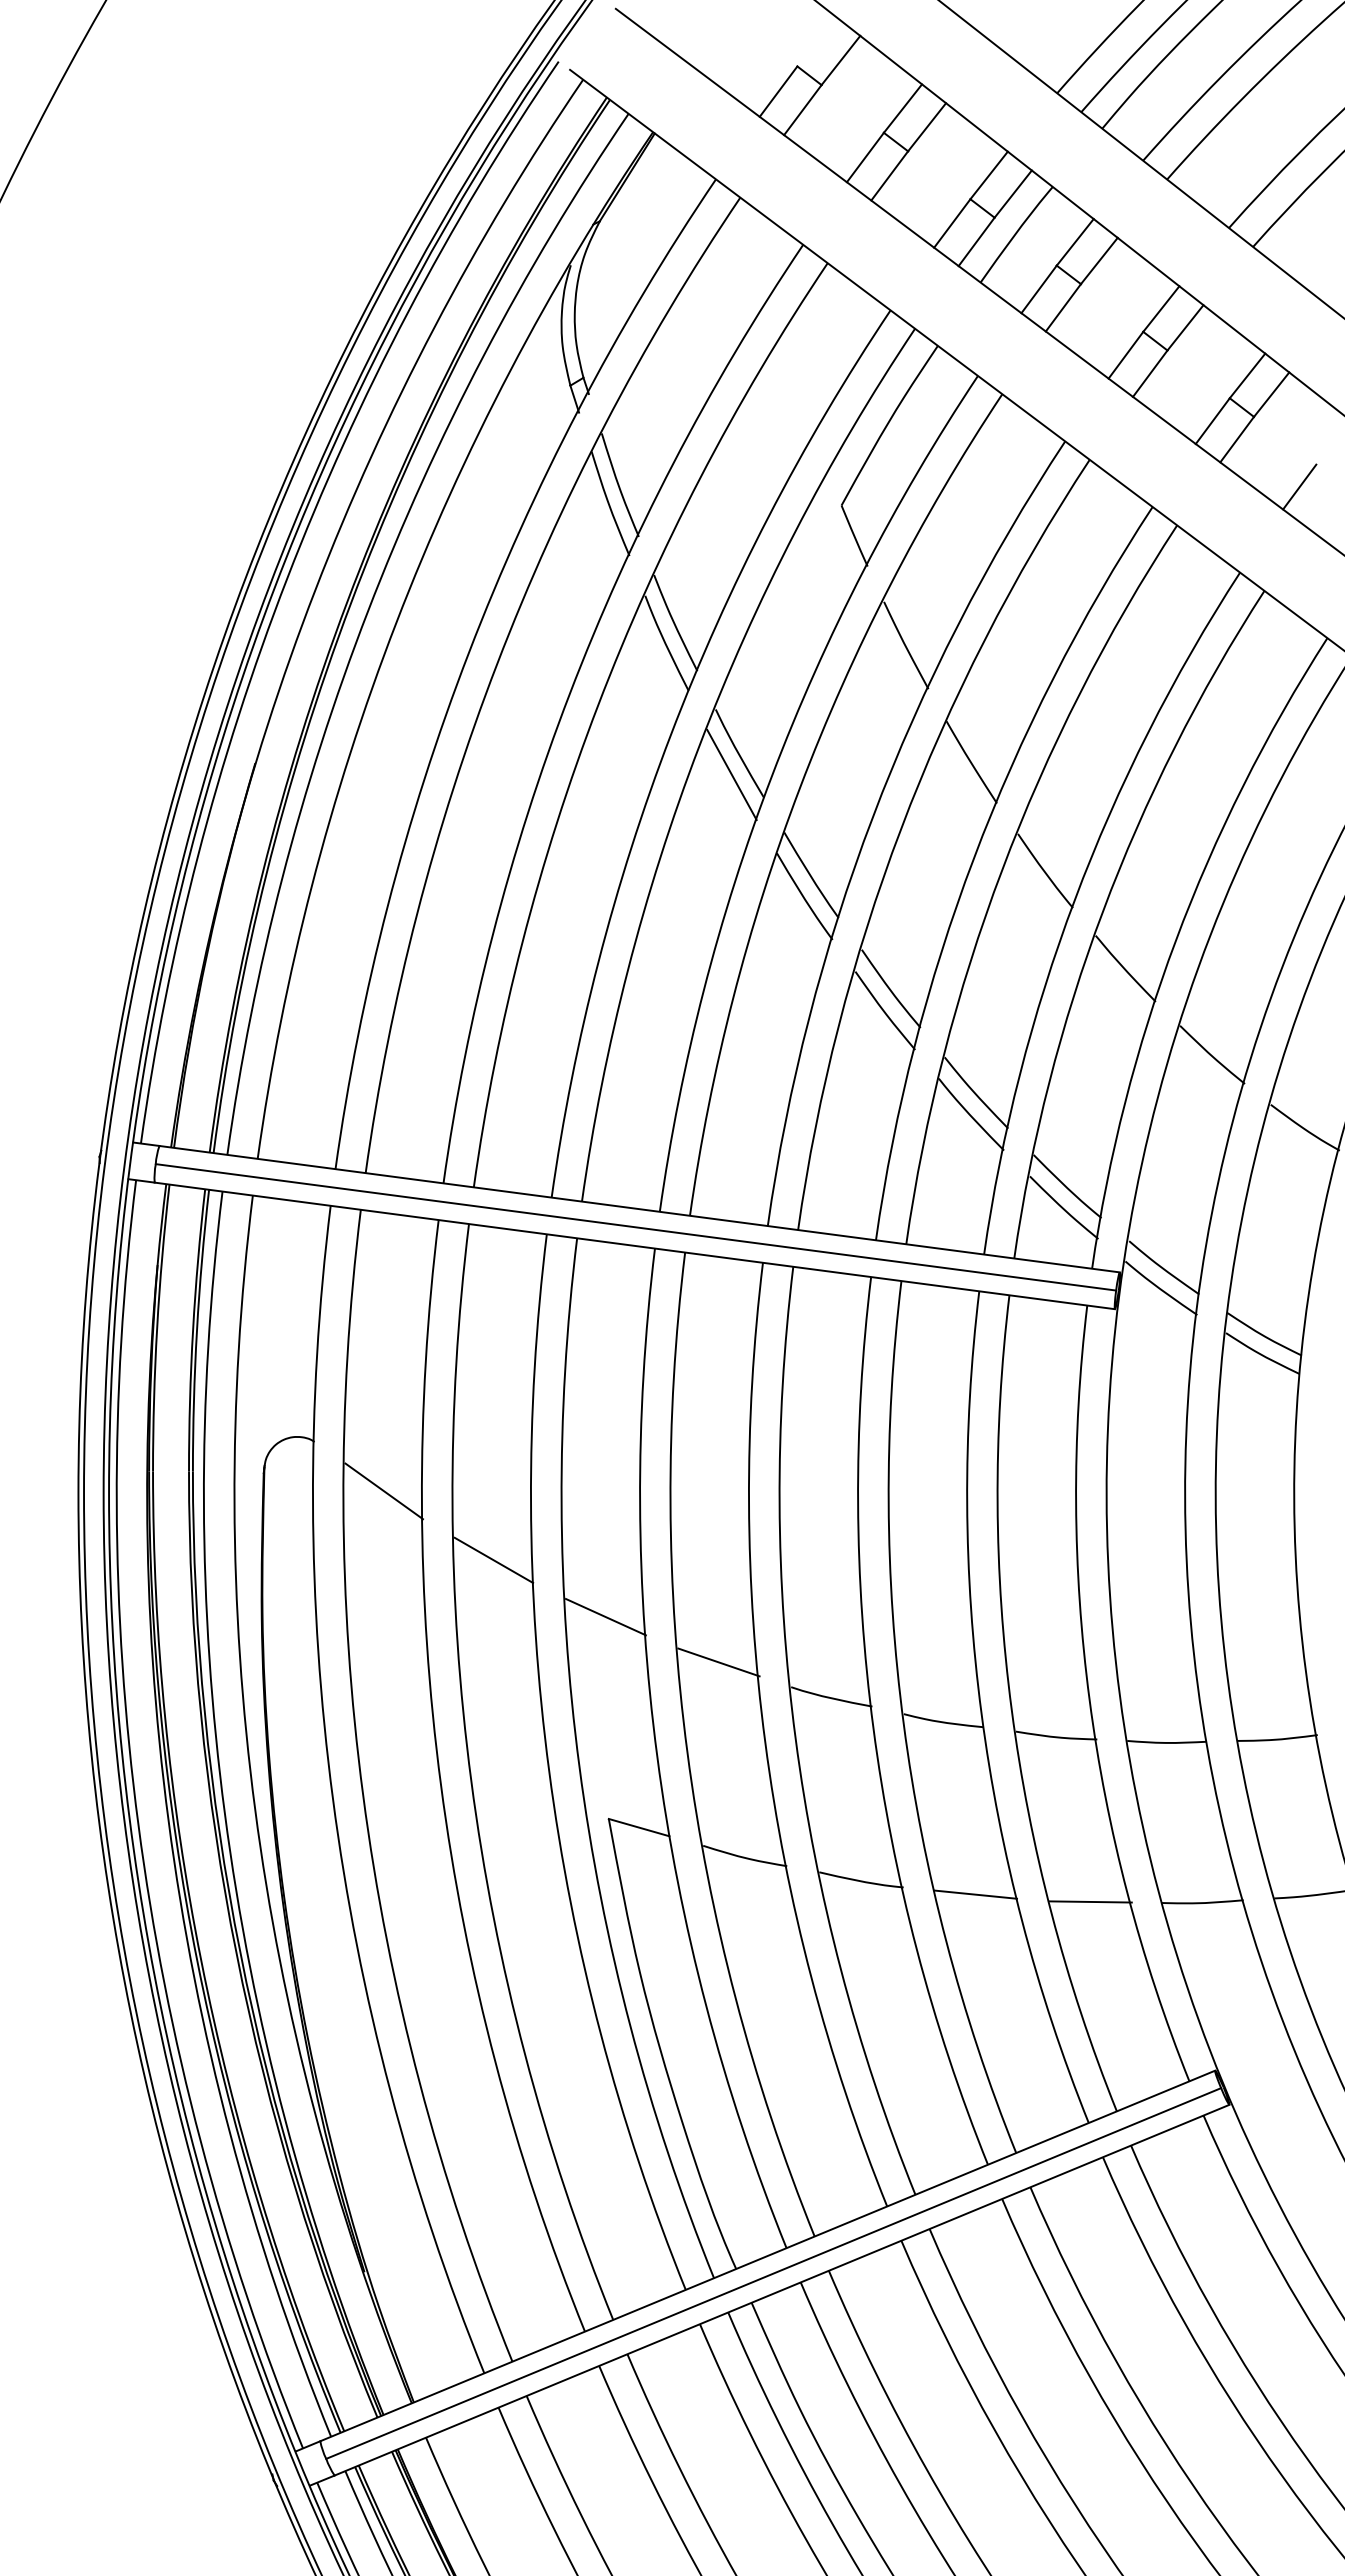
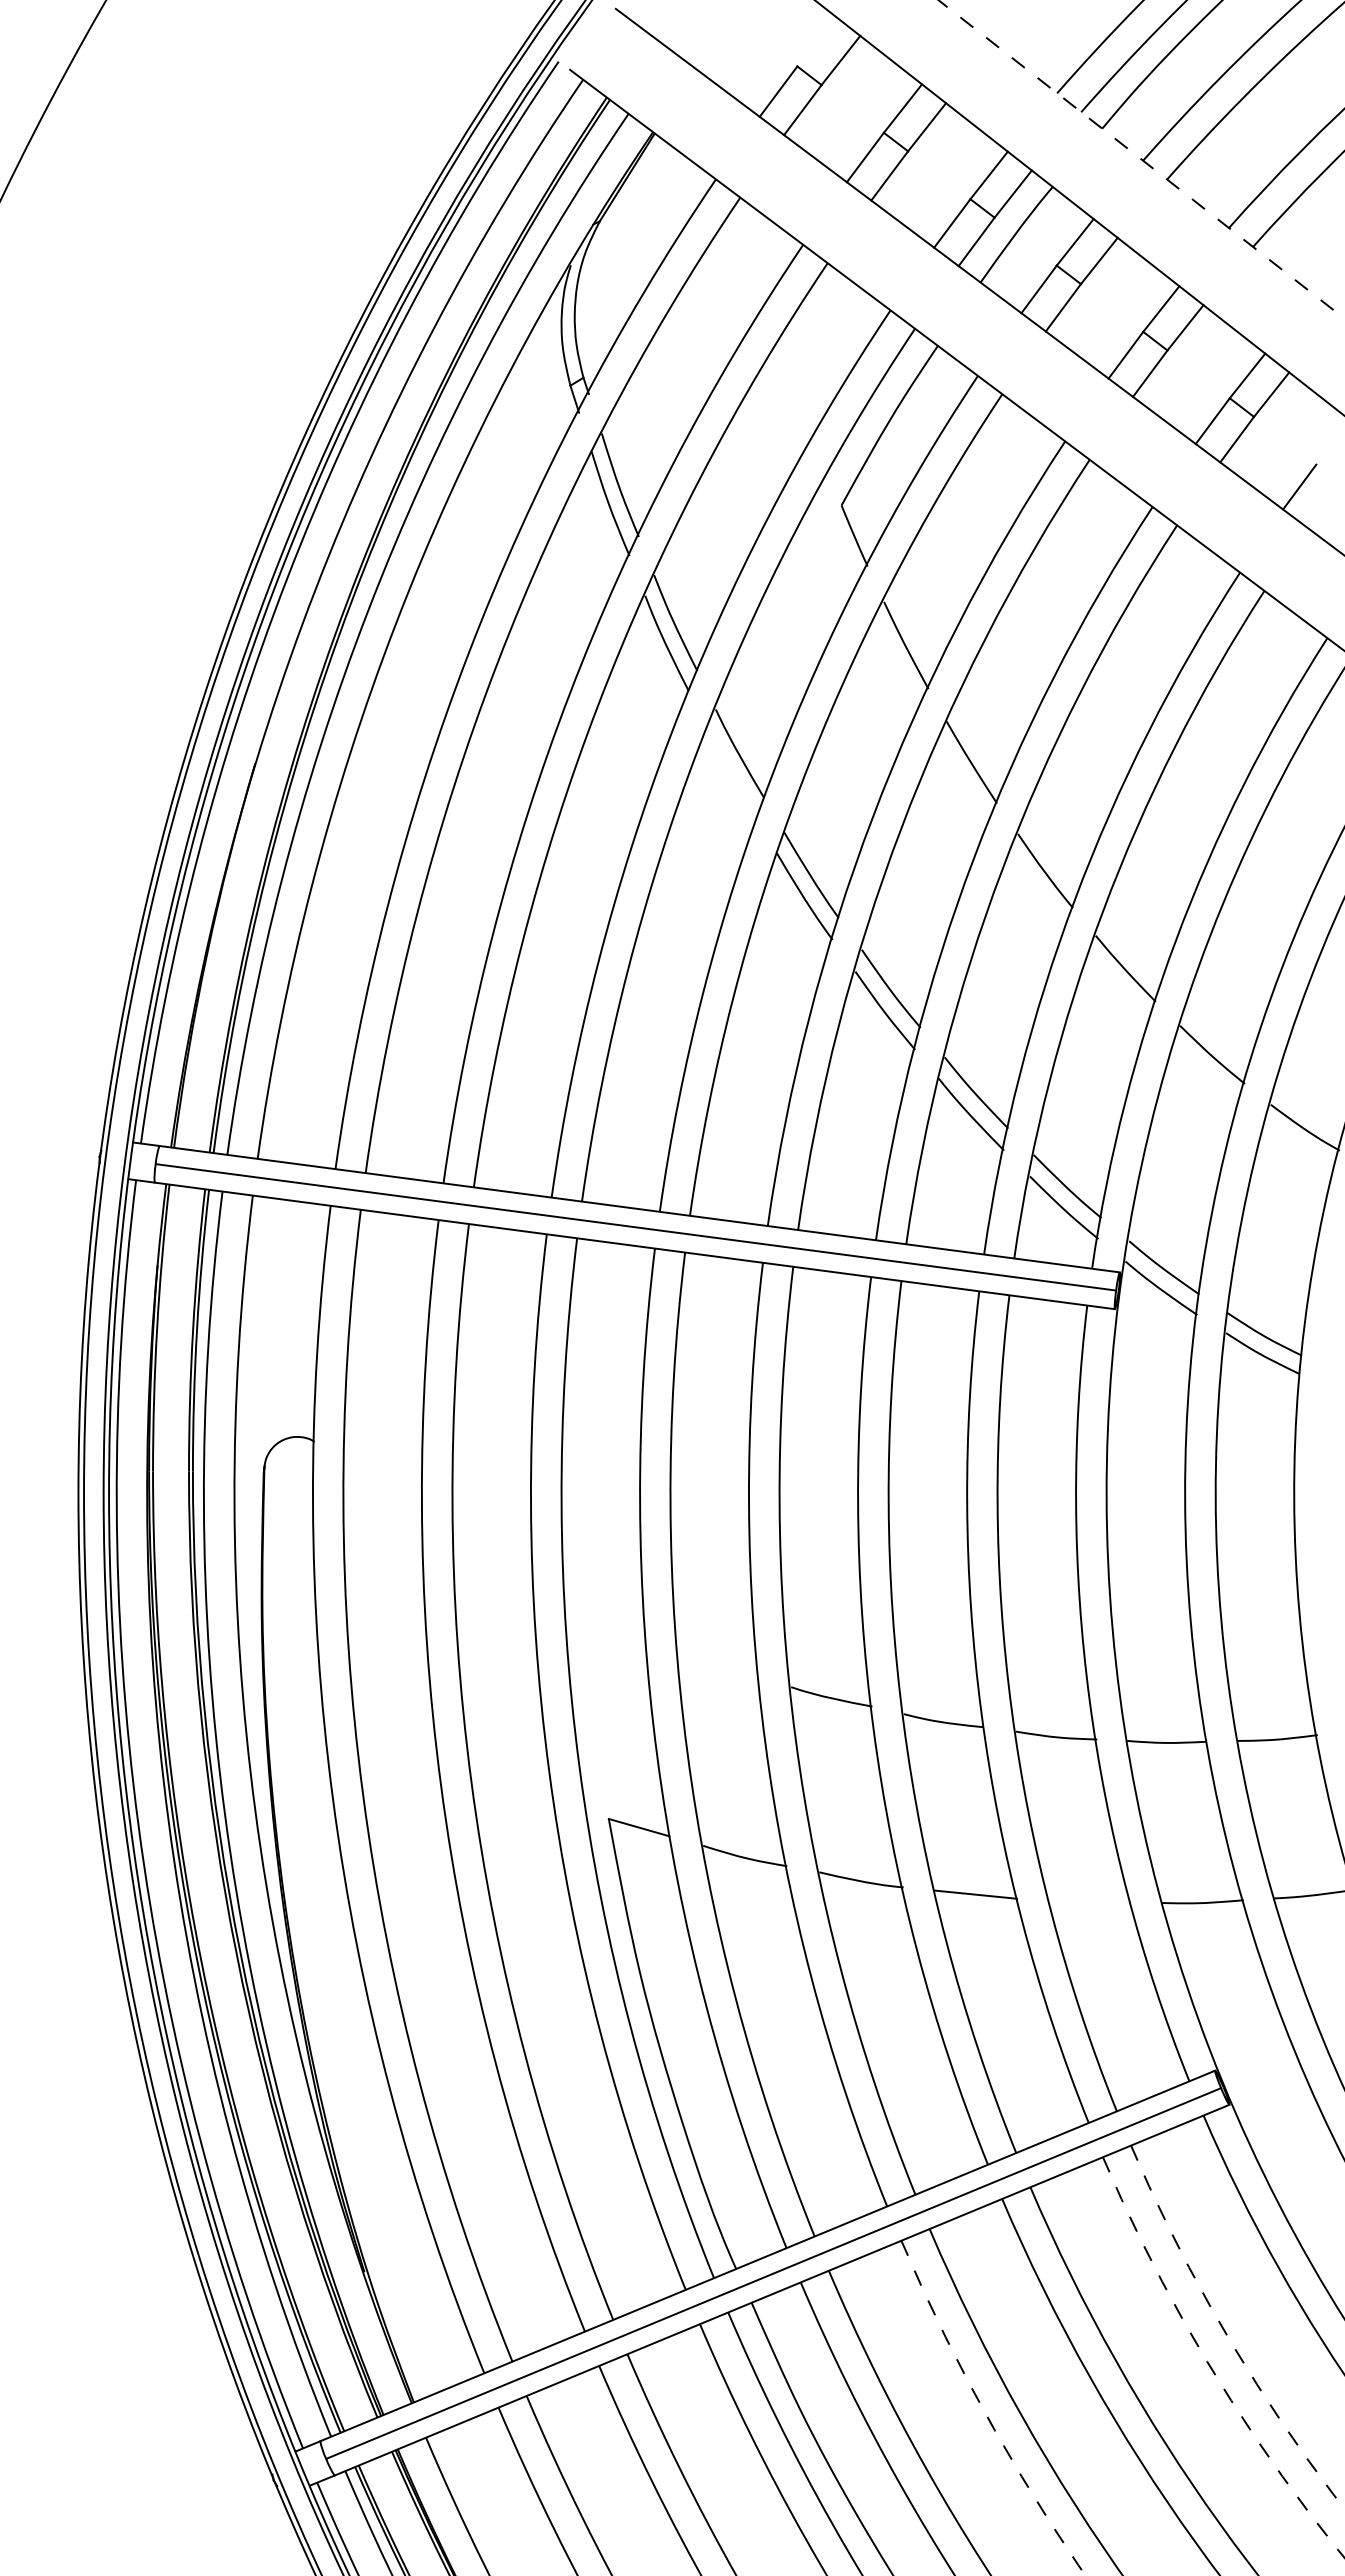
line: solid -> dashed (1141, 159)
line: present -> none (731, 774)
line: present -> none (384, 1491)
line: present -> none (493, 1559)
line: present -> none (605, 1617)
line: present -> none (718, 1662)
line: present -> none (1090, 1901)
arc: solid -> dashed (1226, 2334)
arc: solid -> dashed (1209, 2365)
arc: solid -> dashed (985, 2413)
